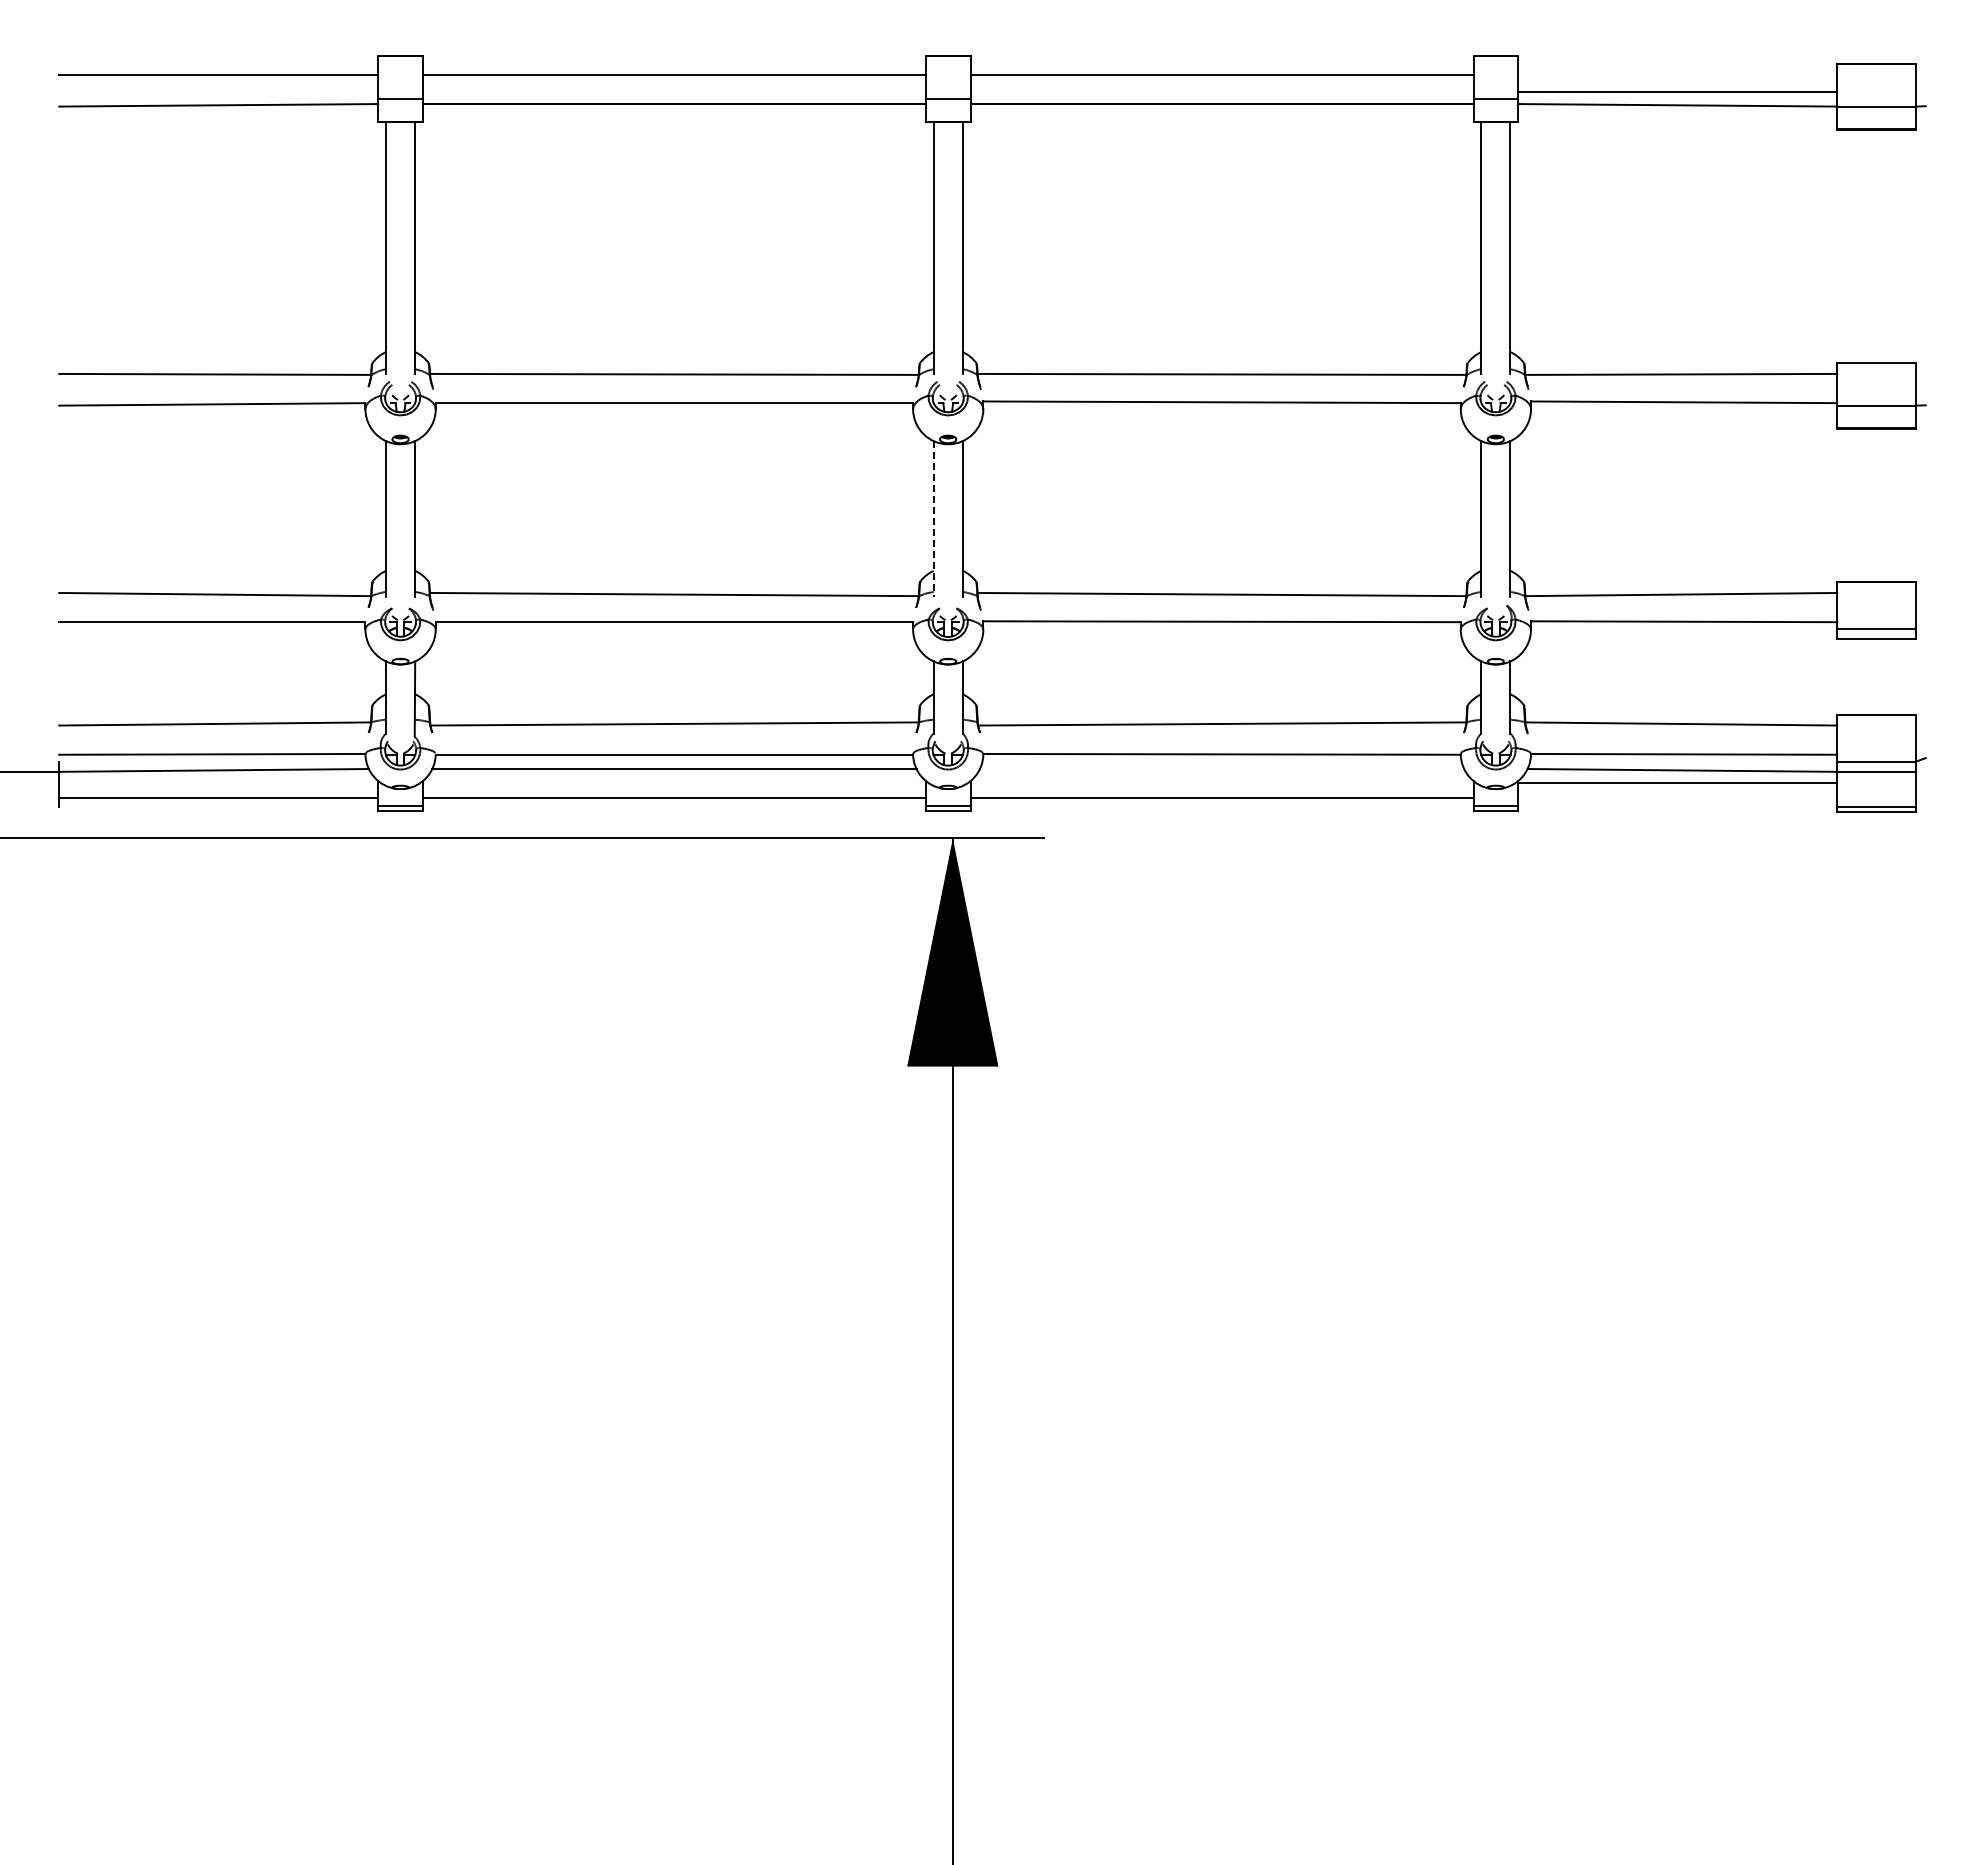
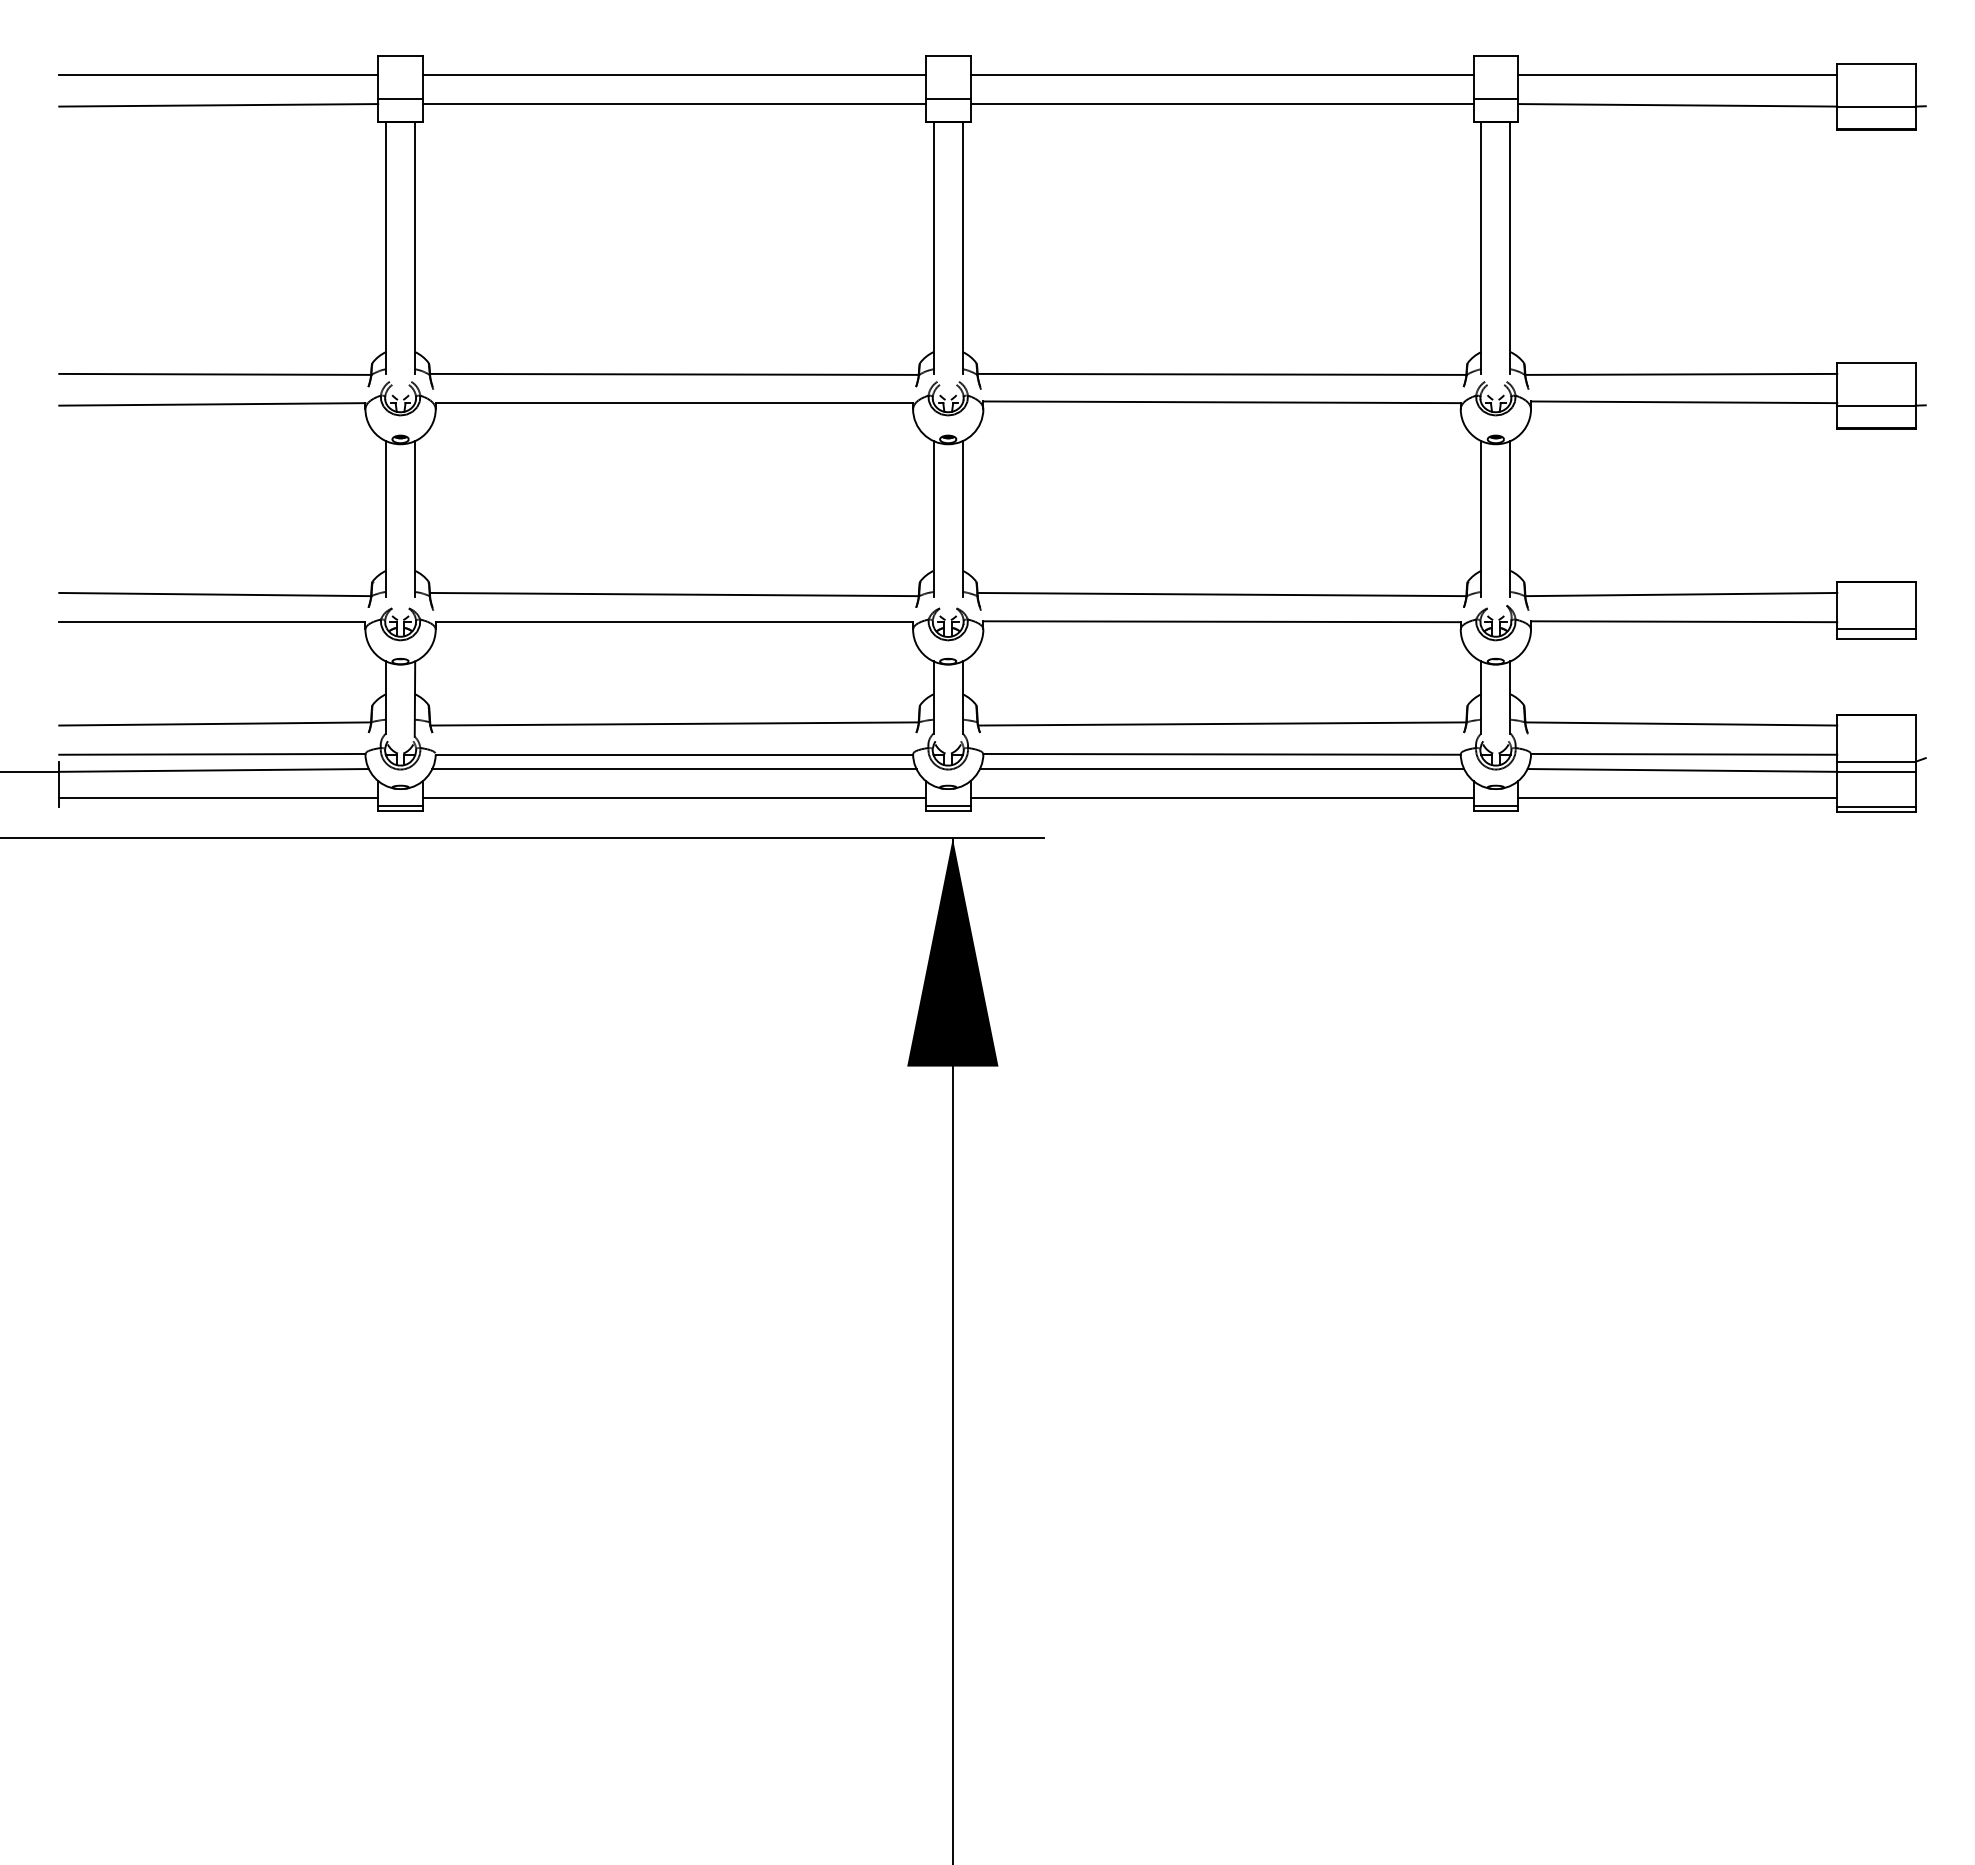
line position: (1677, 91) -> (1677, 74) (1677, 74)
line: dashed -> solid (933, 518)
line: none -> present (1222, 769)
line position: (1677, 783) -> (1677, 798) (1677, 798)
